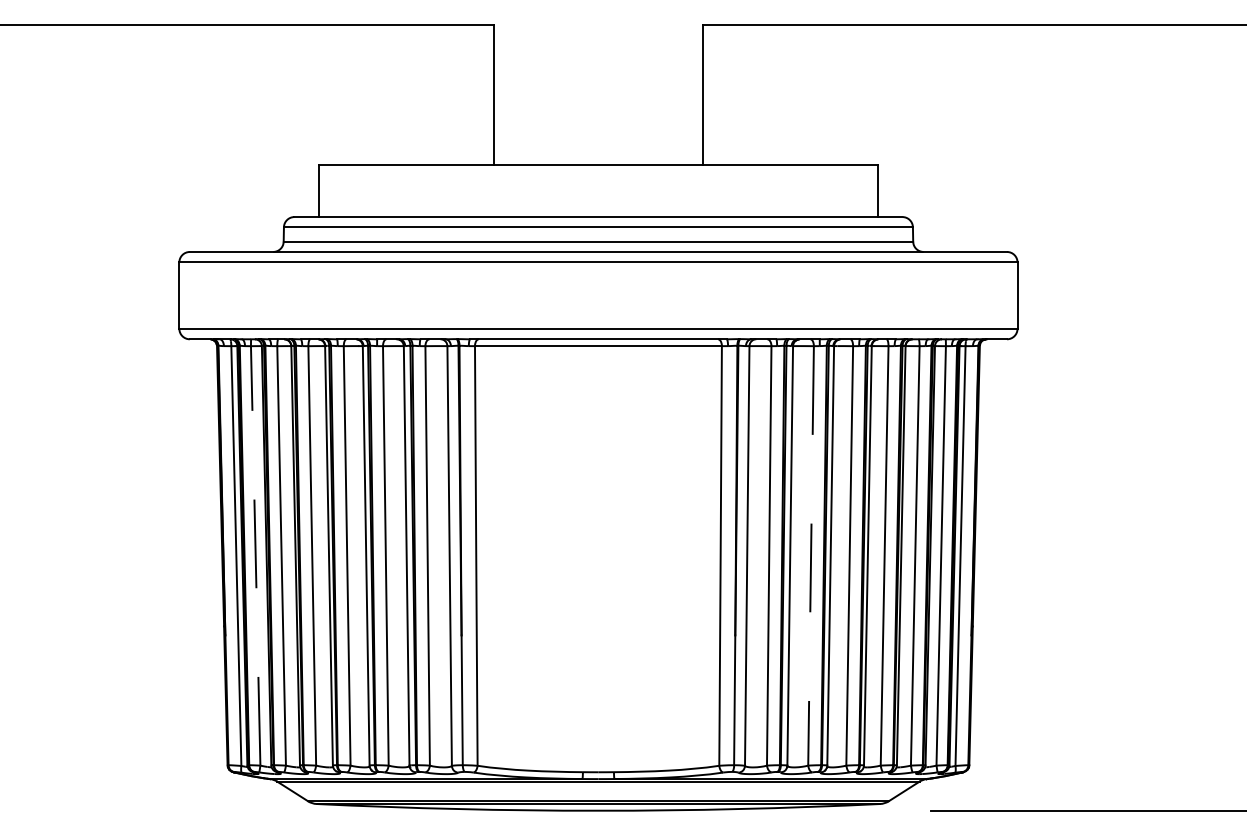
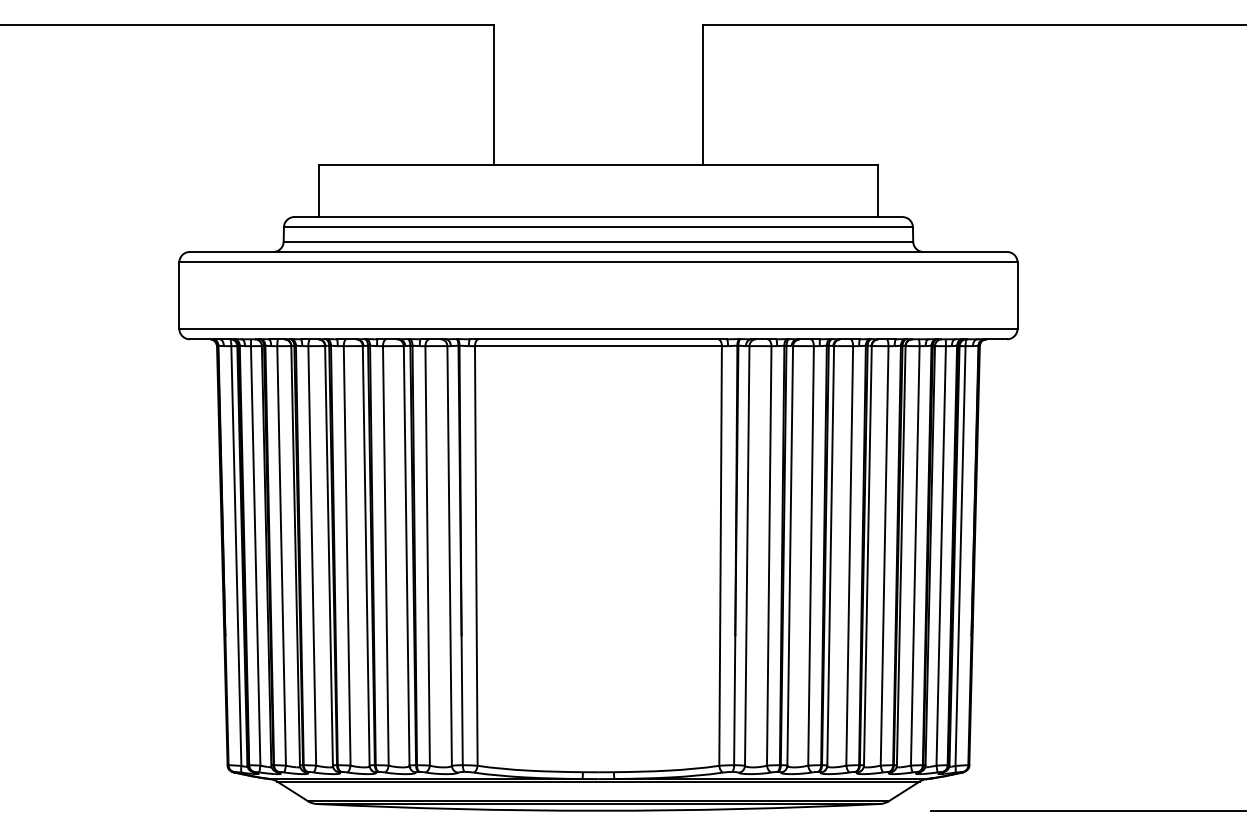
line: dashed -> solid (255, 555)
line: dashed -> solid (811, 555)
